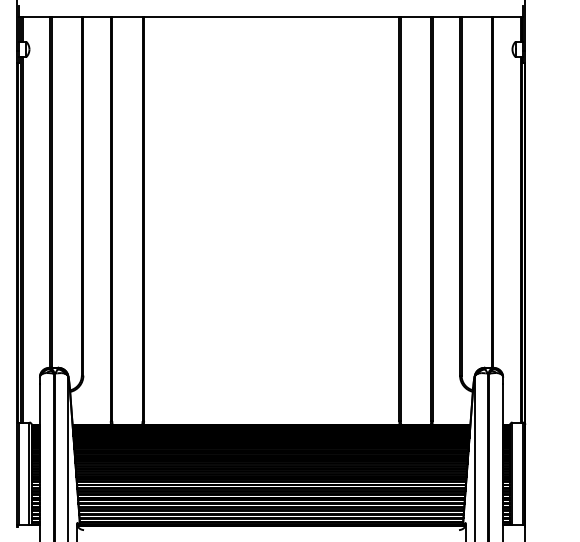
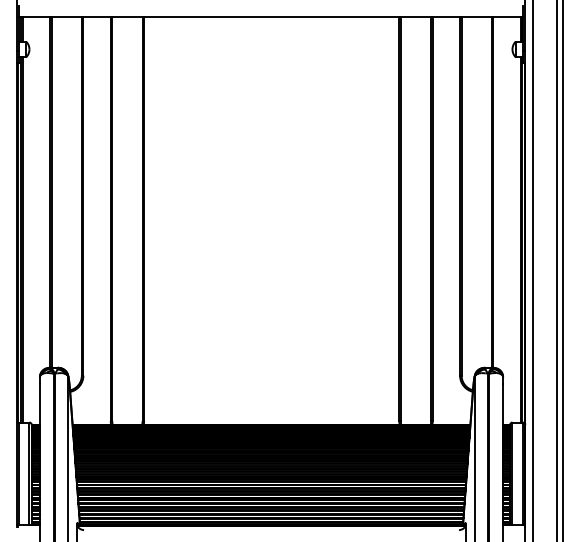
line: none -> present (532, 270)
line: none -> present (556, 270)
line: none -> present (562, 270)
